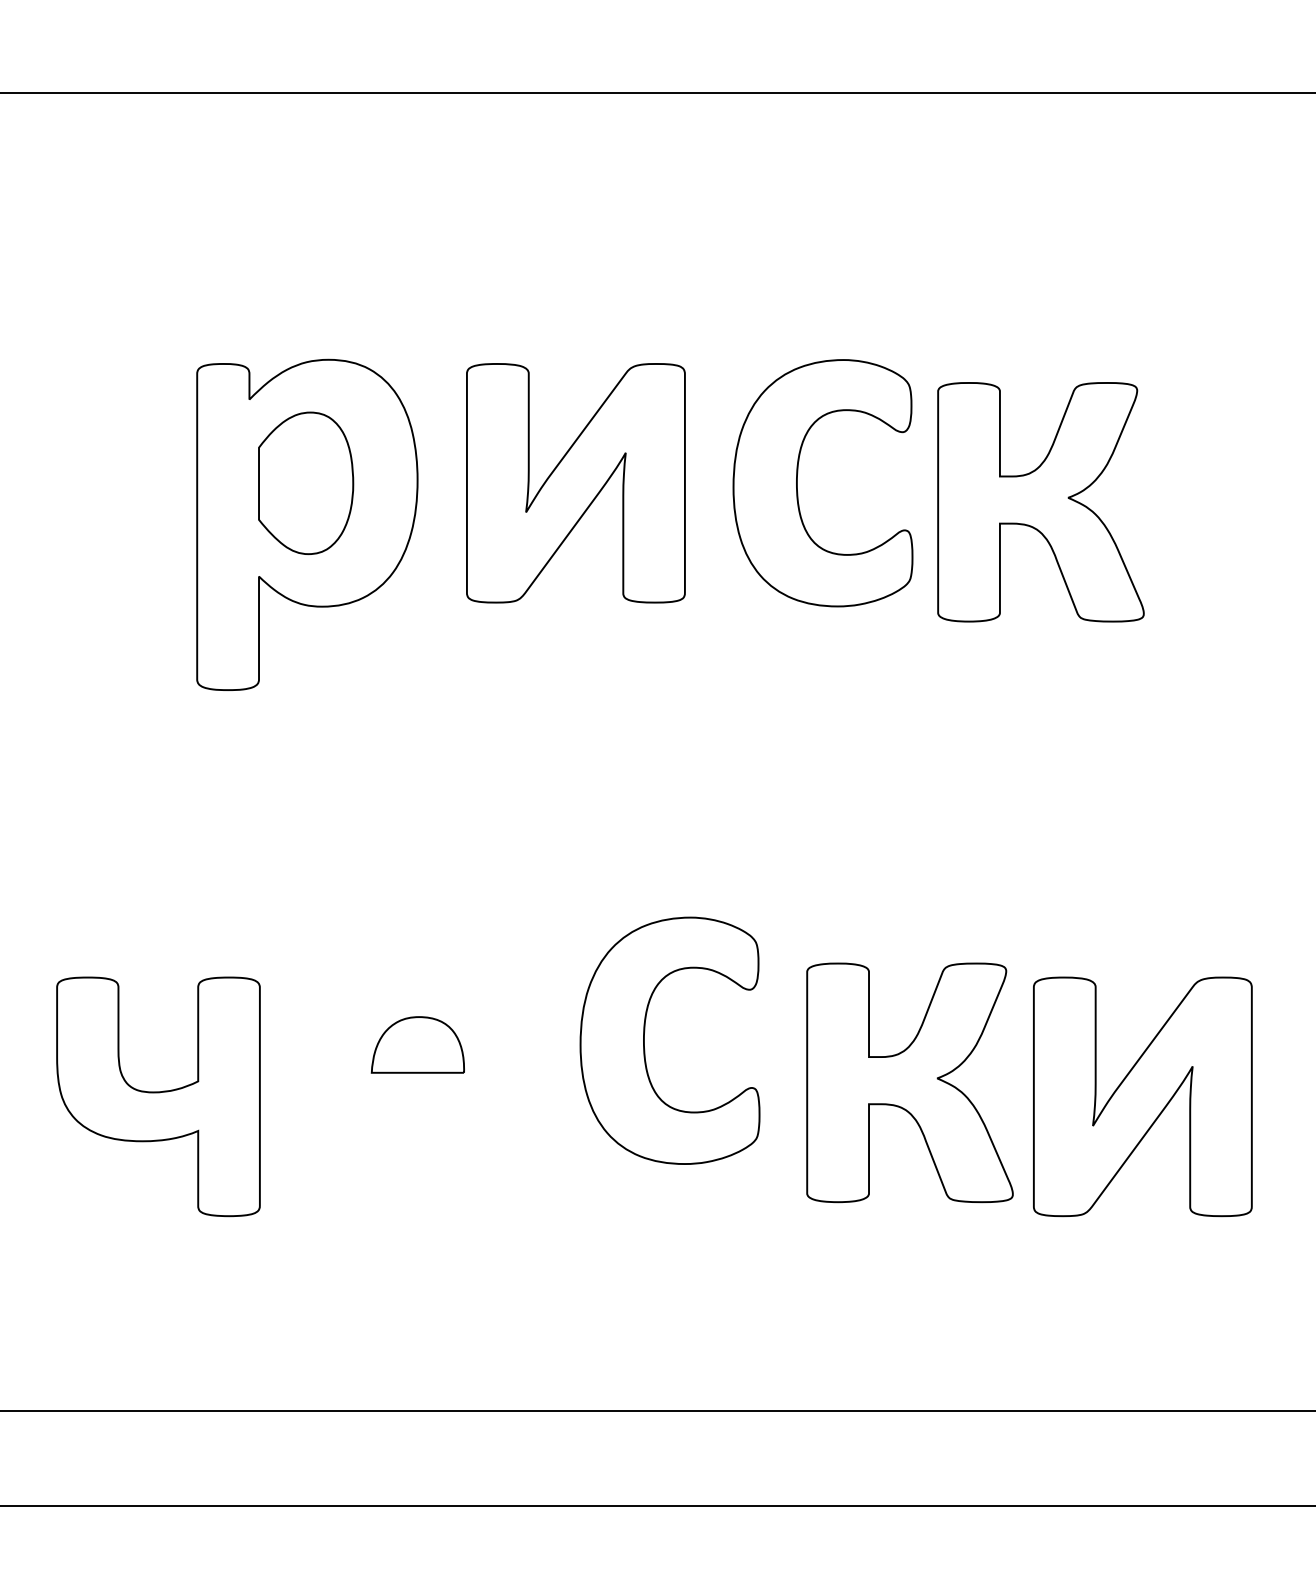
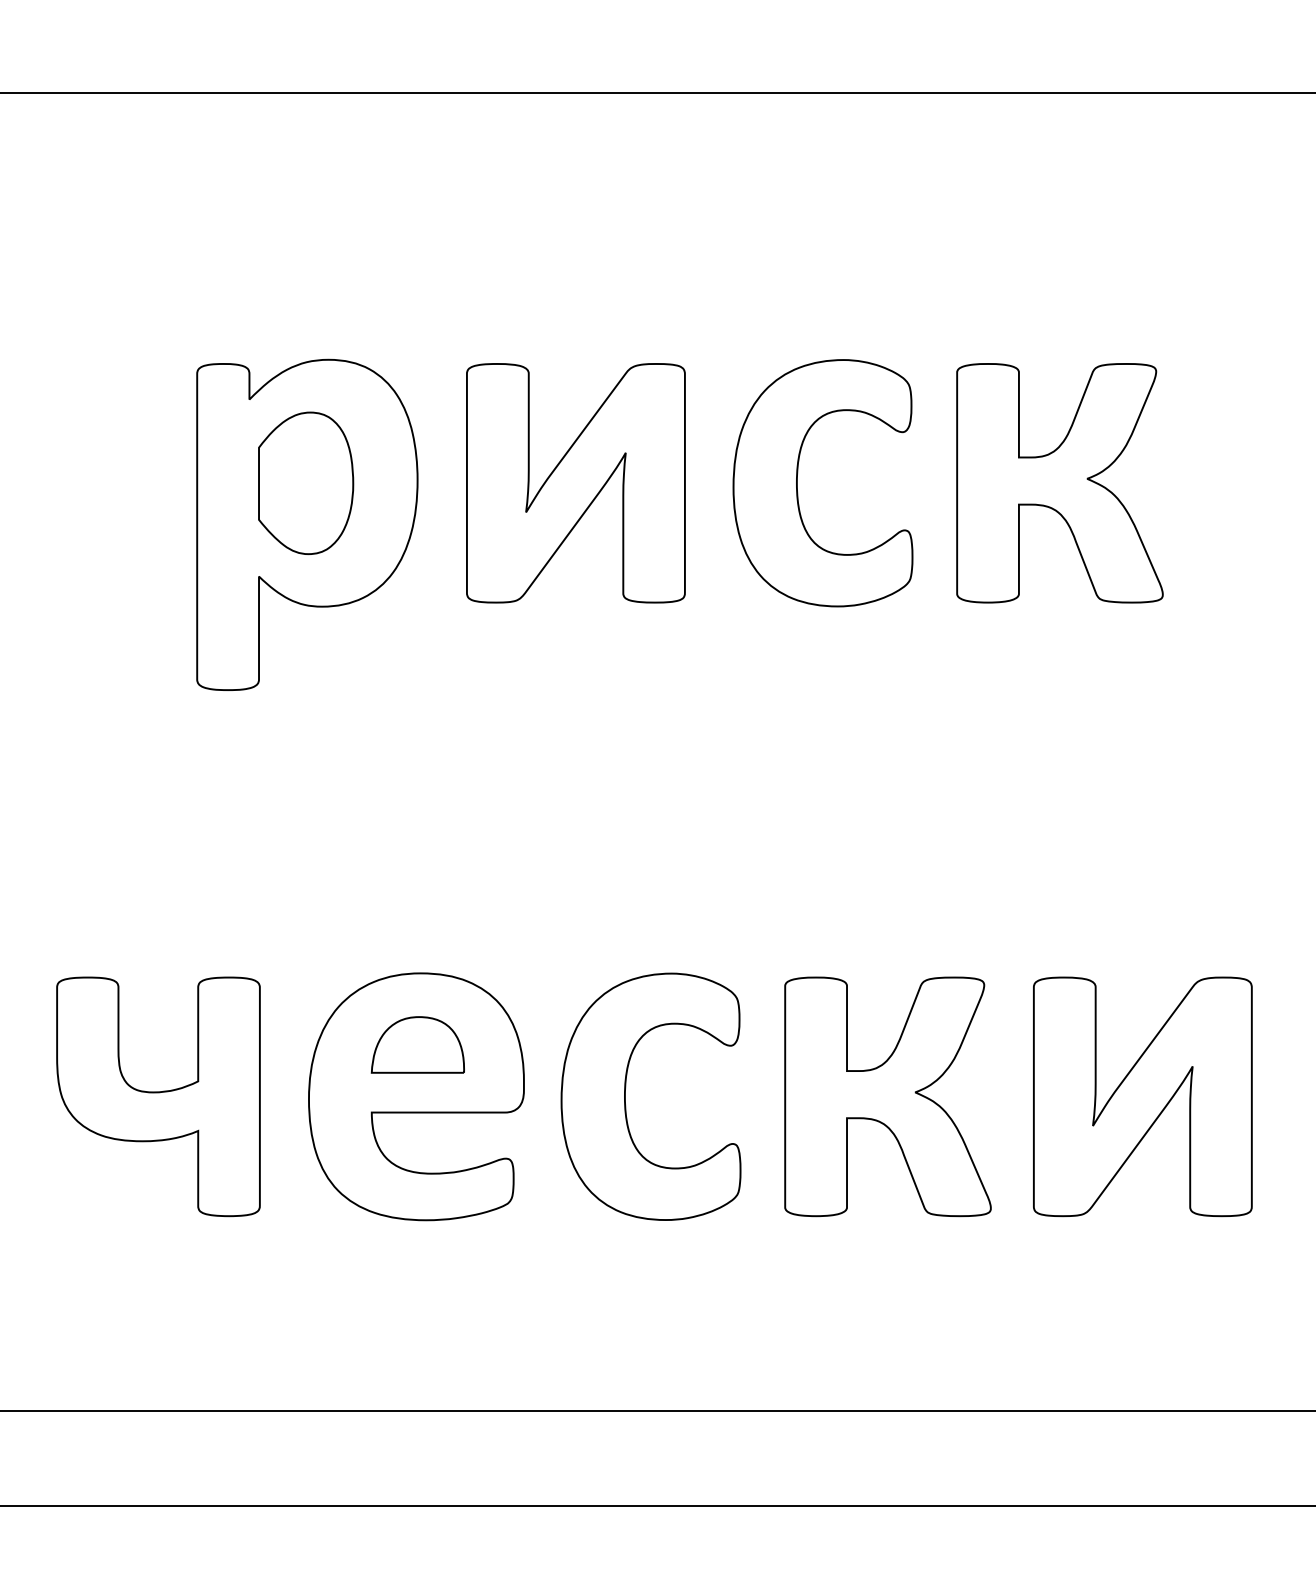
part position: (1040, 502) -> (1059, 483) (1059, 483)
part position: (644, 1040) -> (625, 1096) (625, 1096)
part position: (909, 1082) -> (887, 1096) (887, 1096)
part: none -> present (416, 1096)
